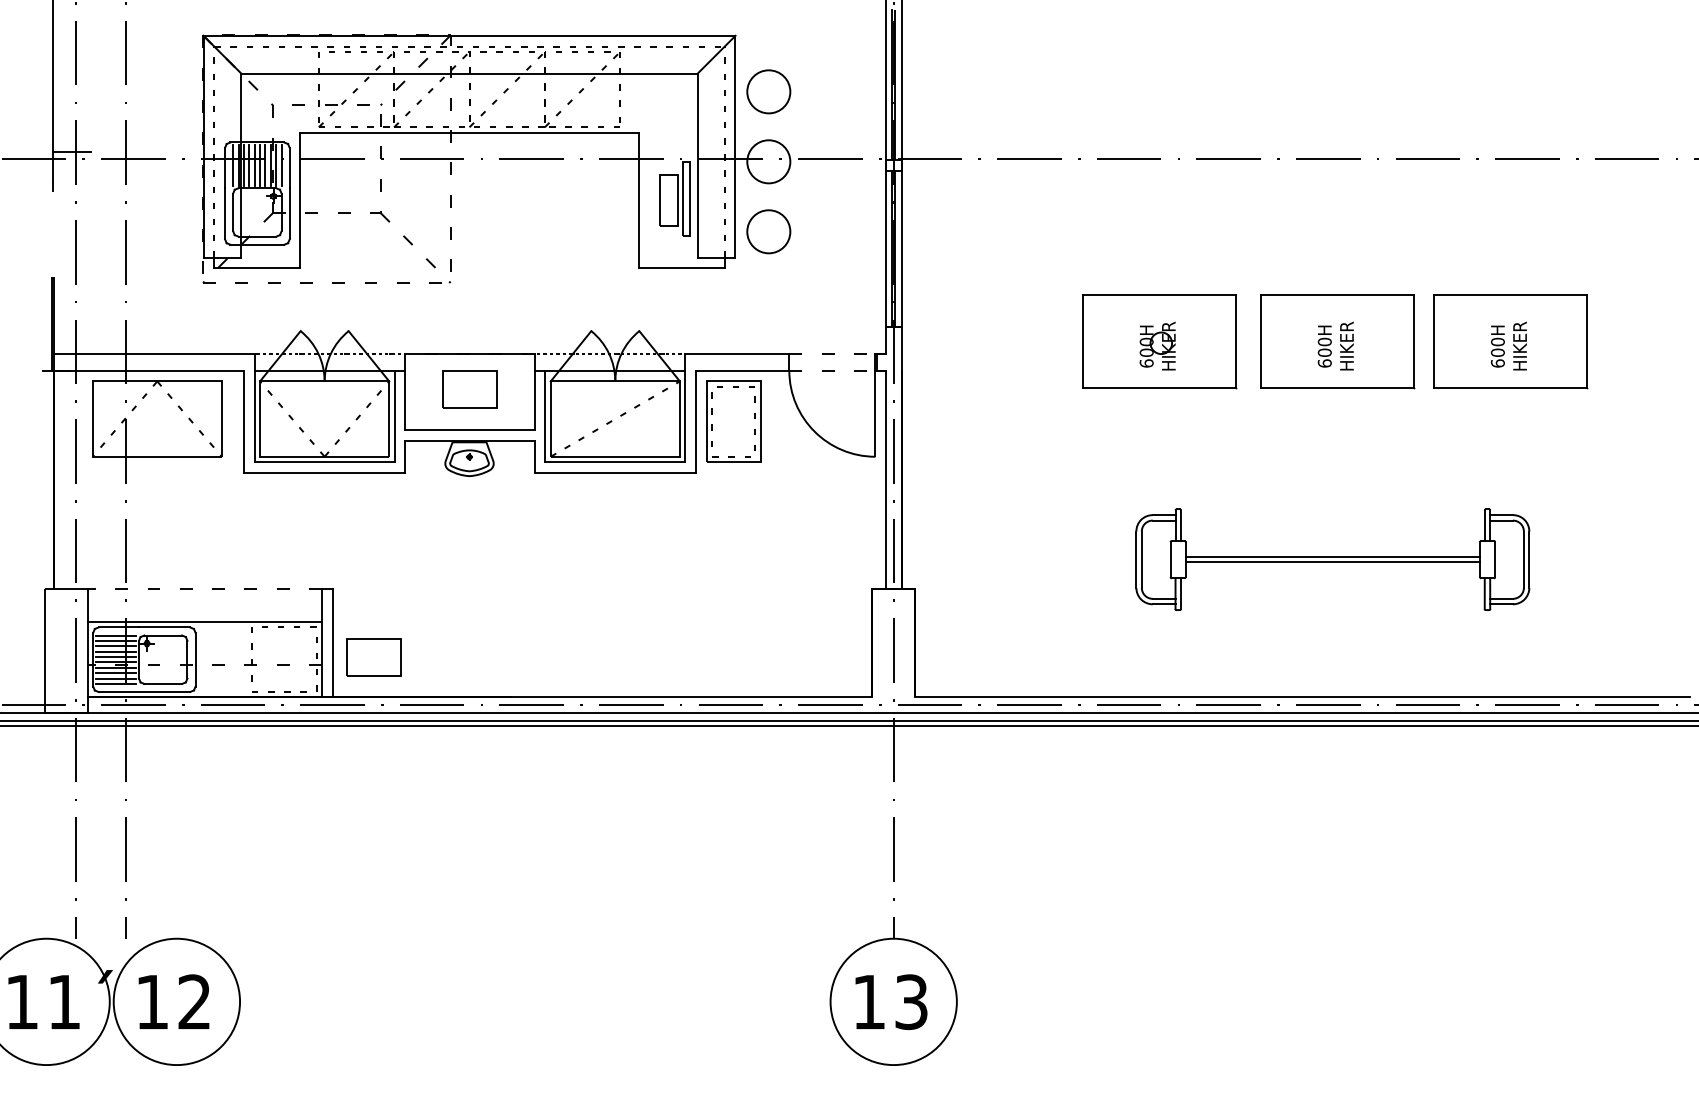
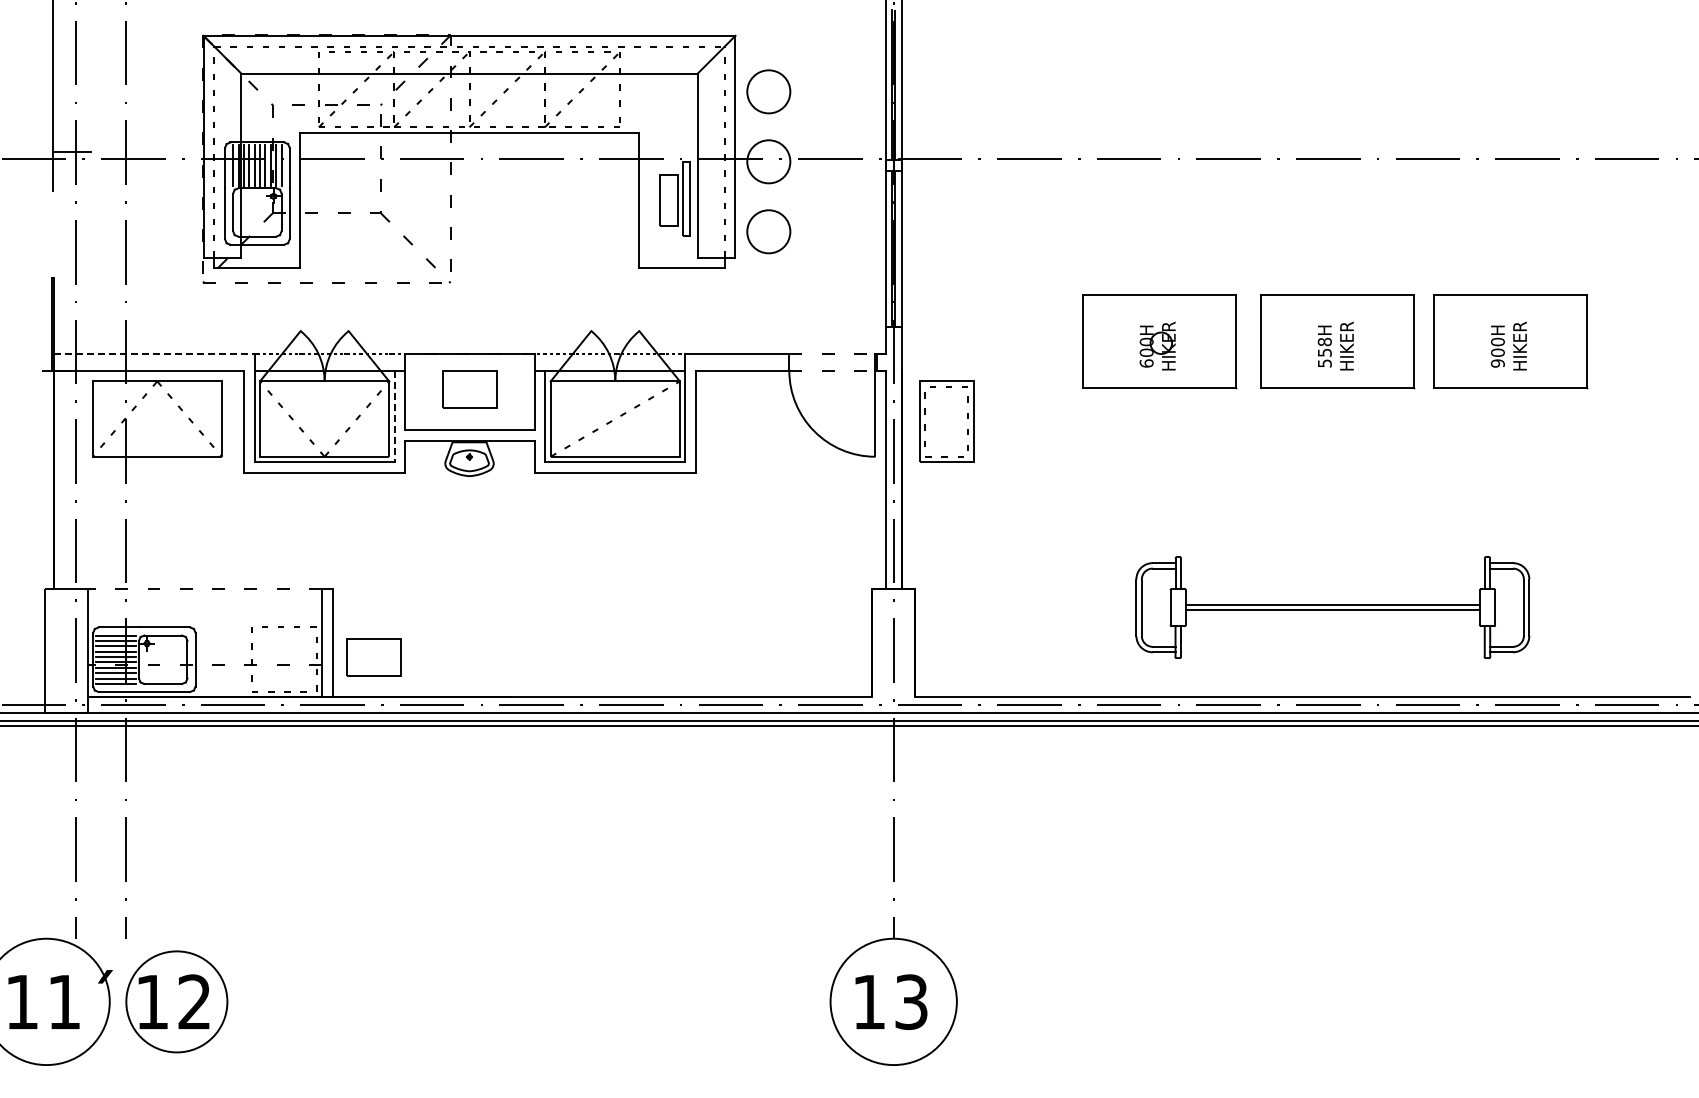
text: 600H -> 558H (1324, 352)
line: solid -> dashed (154, 354)
text: 600H -> 900H (1497, 363)
line: solid -> dashed (394, 416)
part position: (733, 421) -> (946, 421) (946, 421)
part position: (1332, 559) -> (1332, 607) (1332, 607)
line: present -> none (204, 621)
circle diameter: 126 px -> 101 px (176, 1001)
